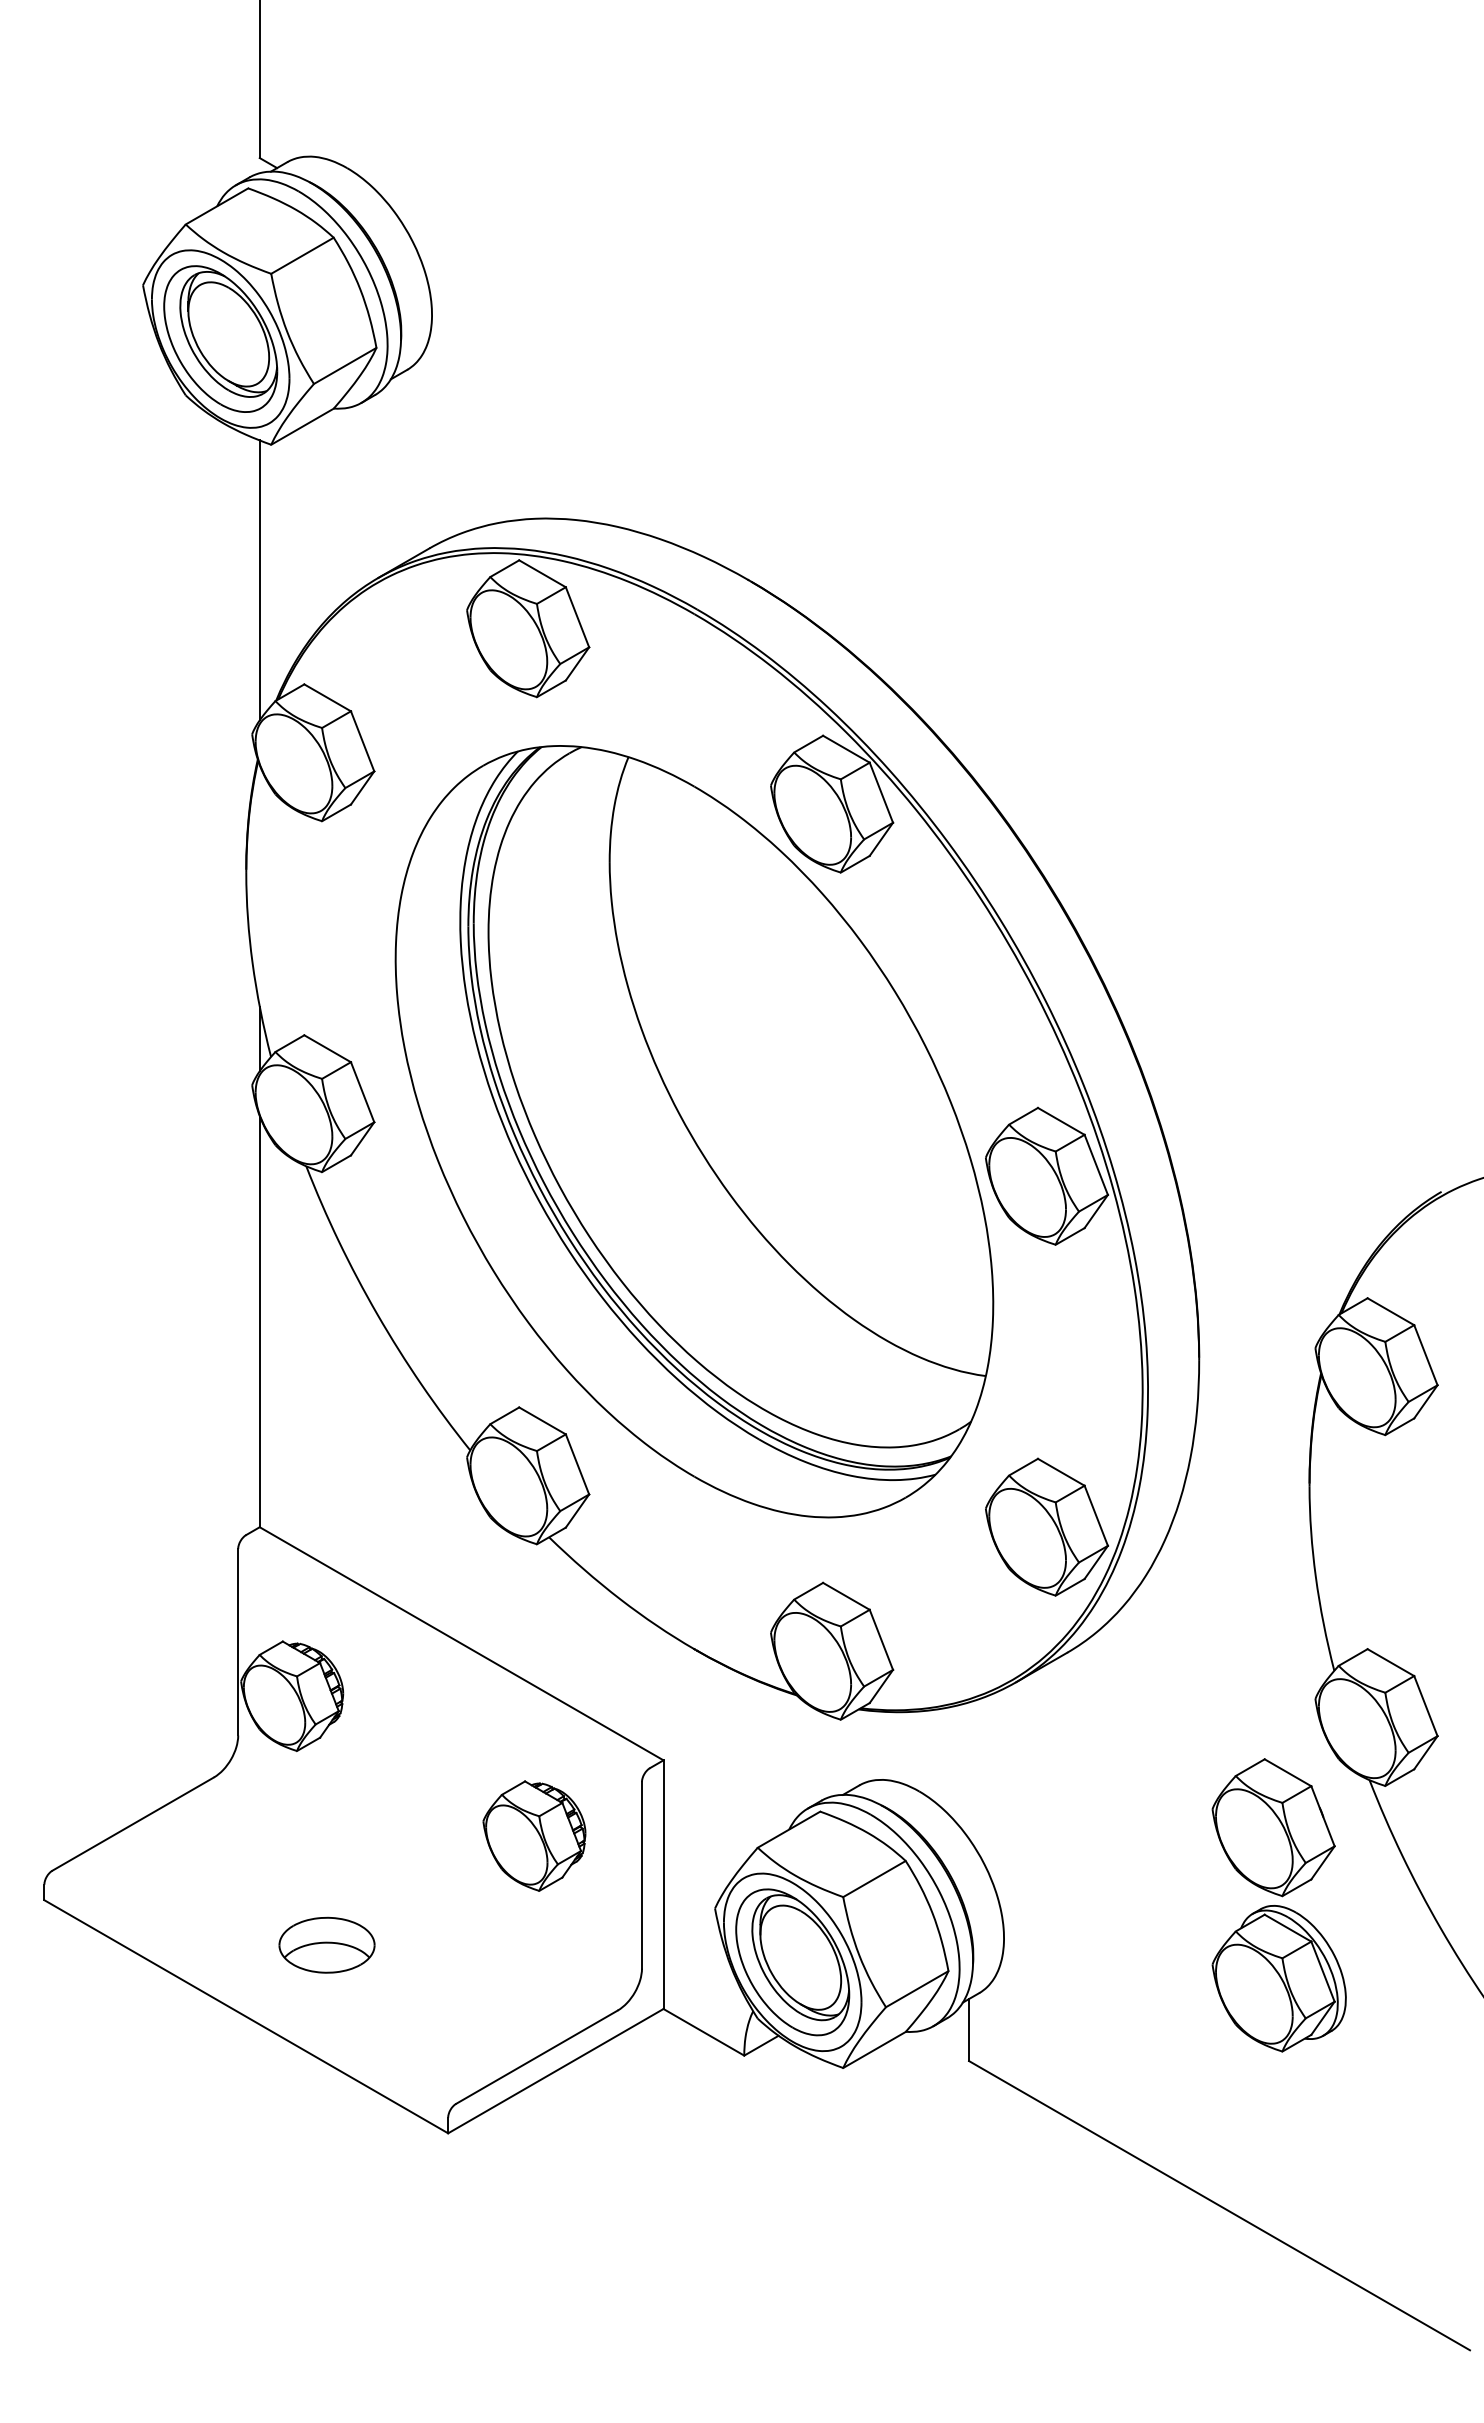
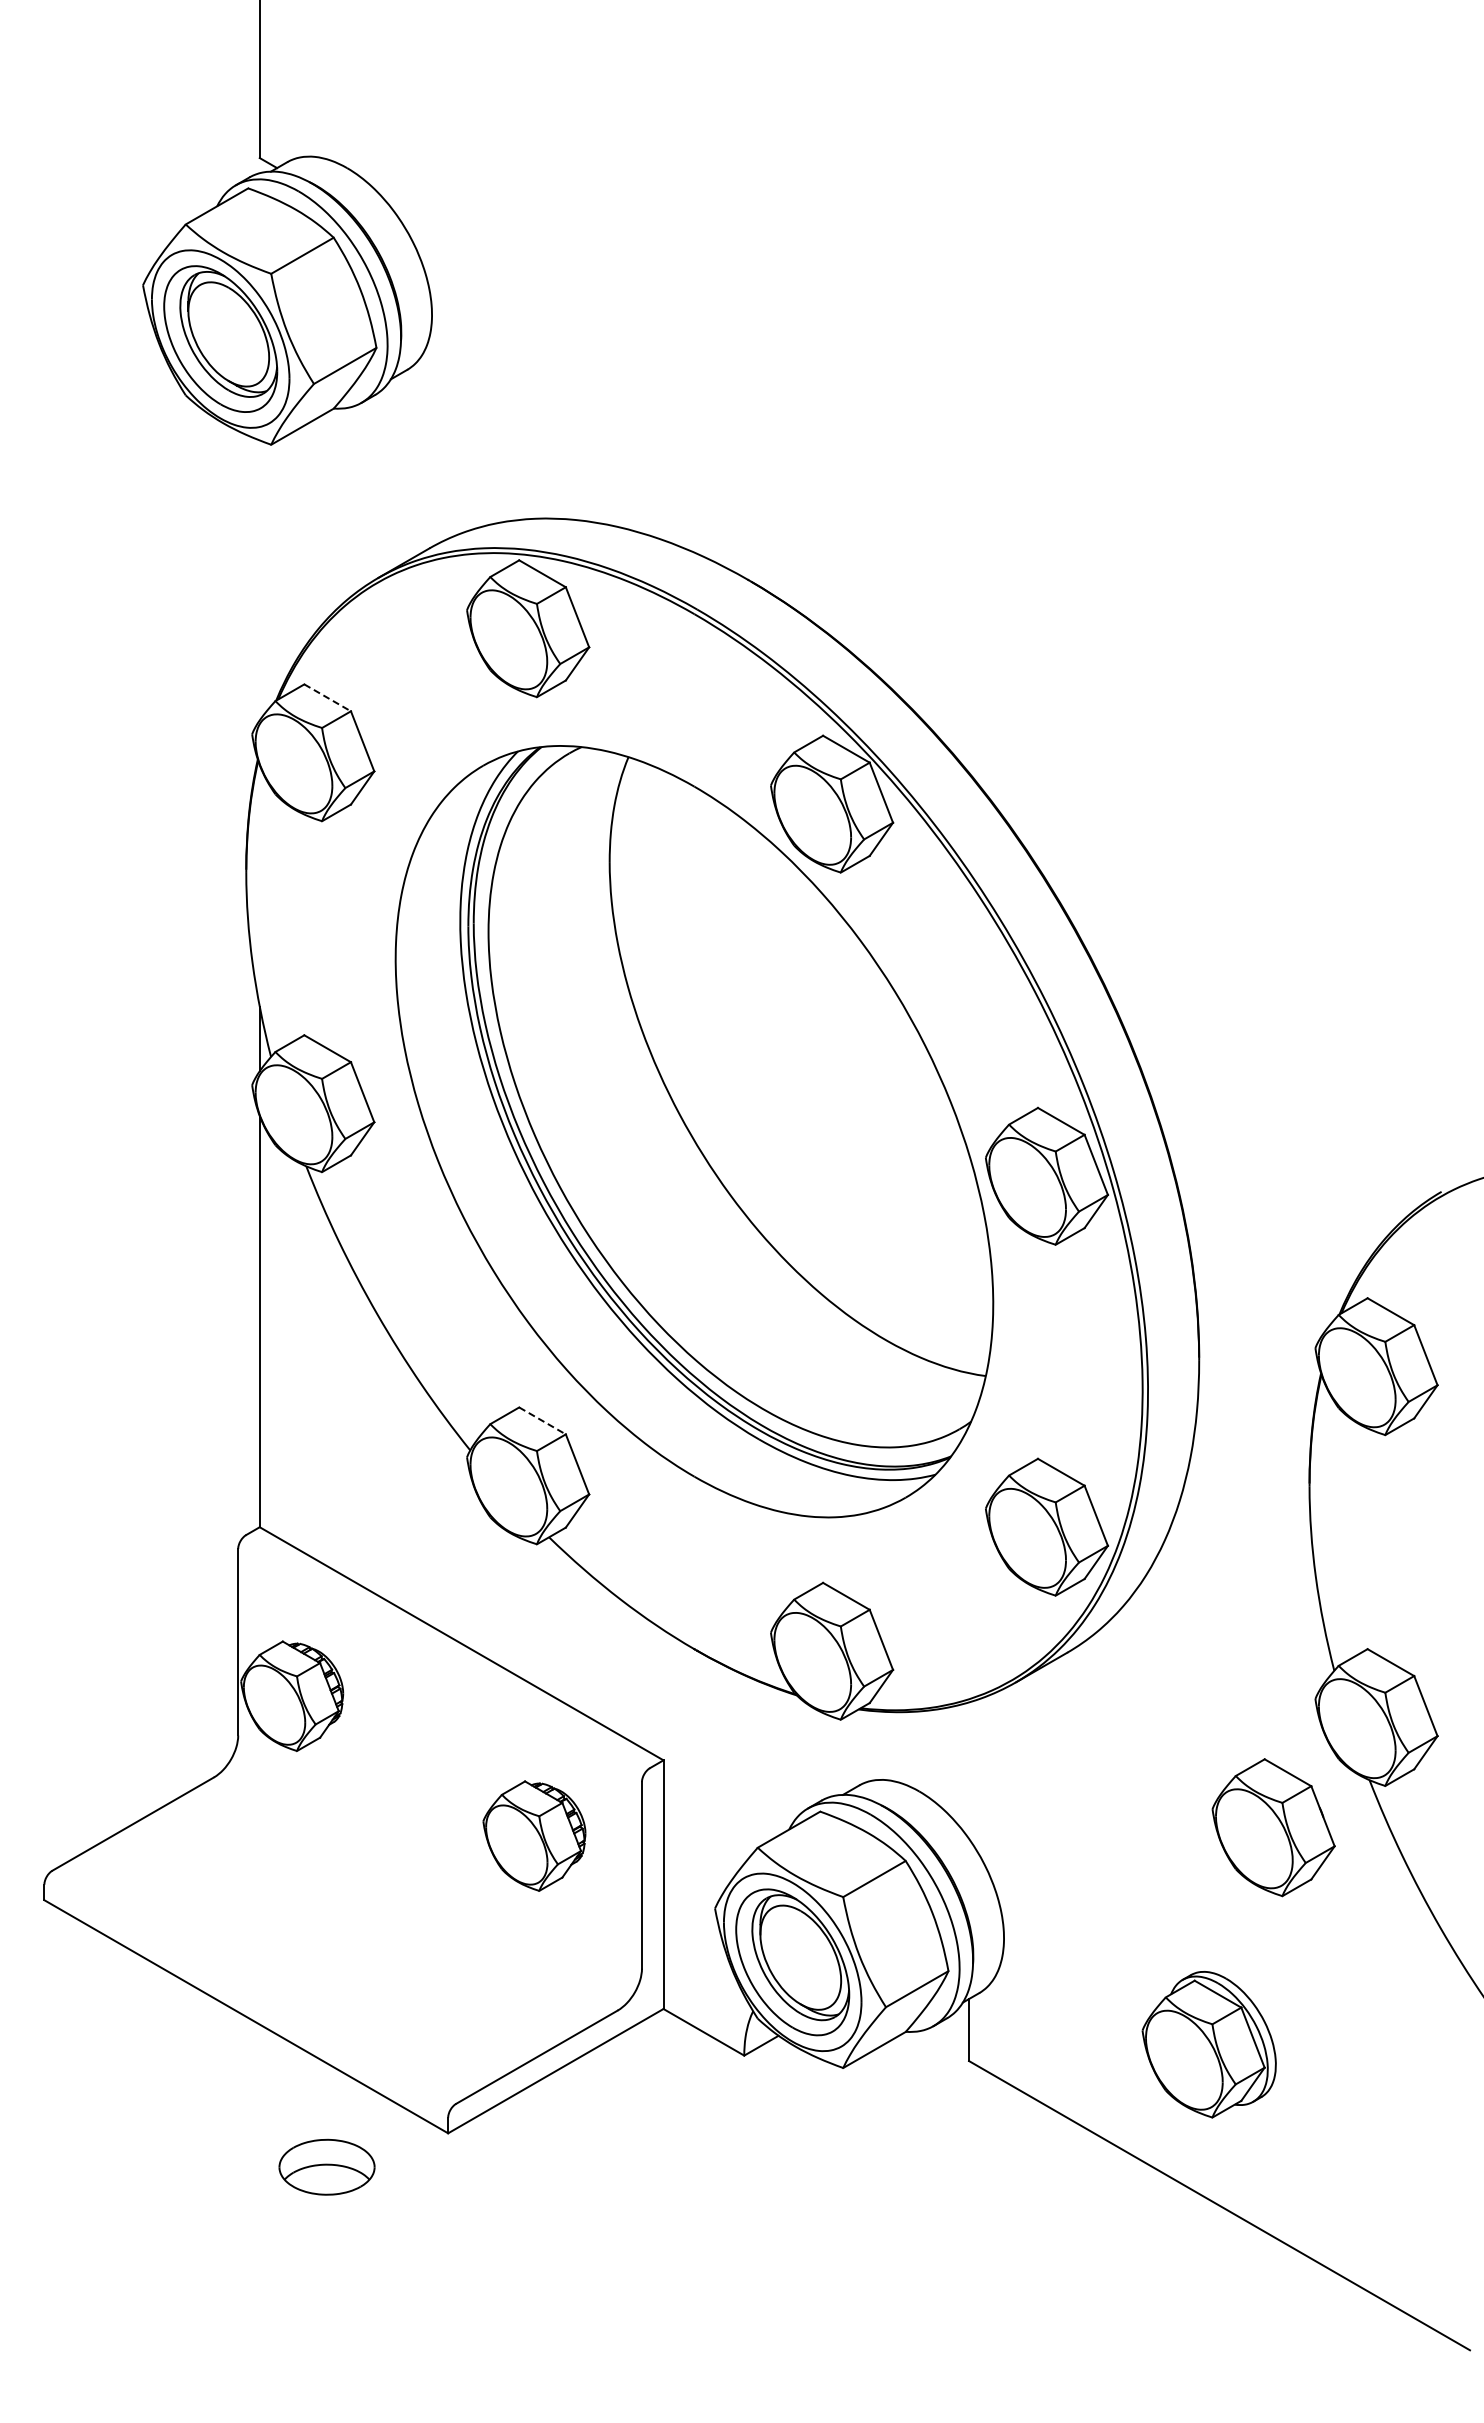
line: present -> none (259, 580)
line: solid -> dashed (327, 697)
line: solid -> dashed (542, 1420)
part position: (326, 1944) -> (326, 2166) (326, 2166)
part position: (1278, 1978) -> (1208, 2044) (1208, 2044)
